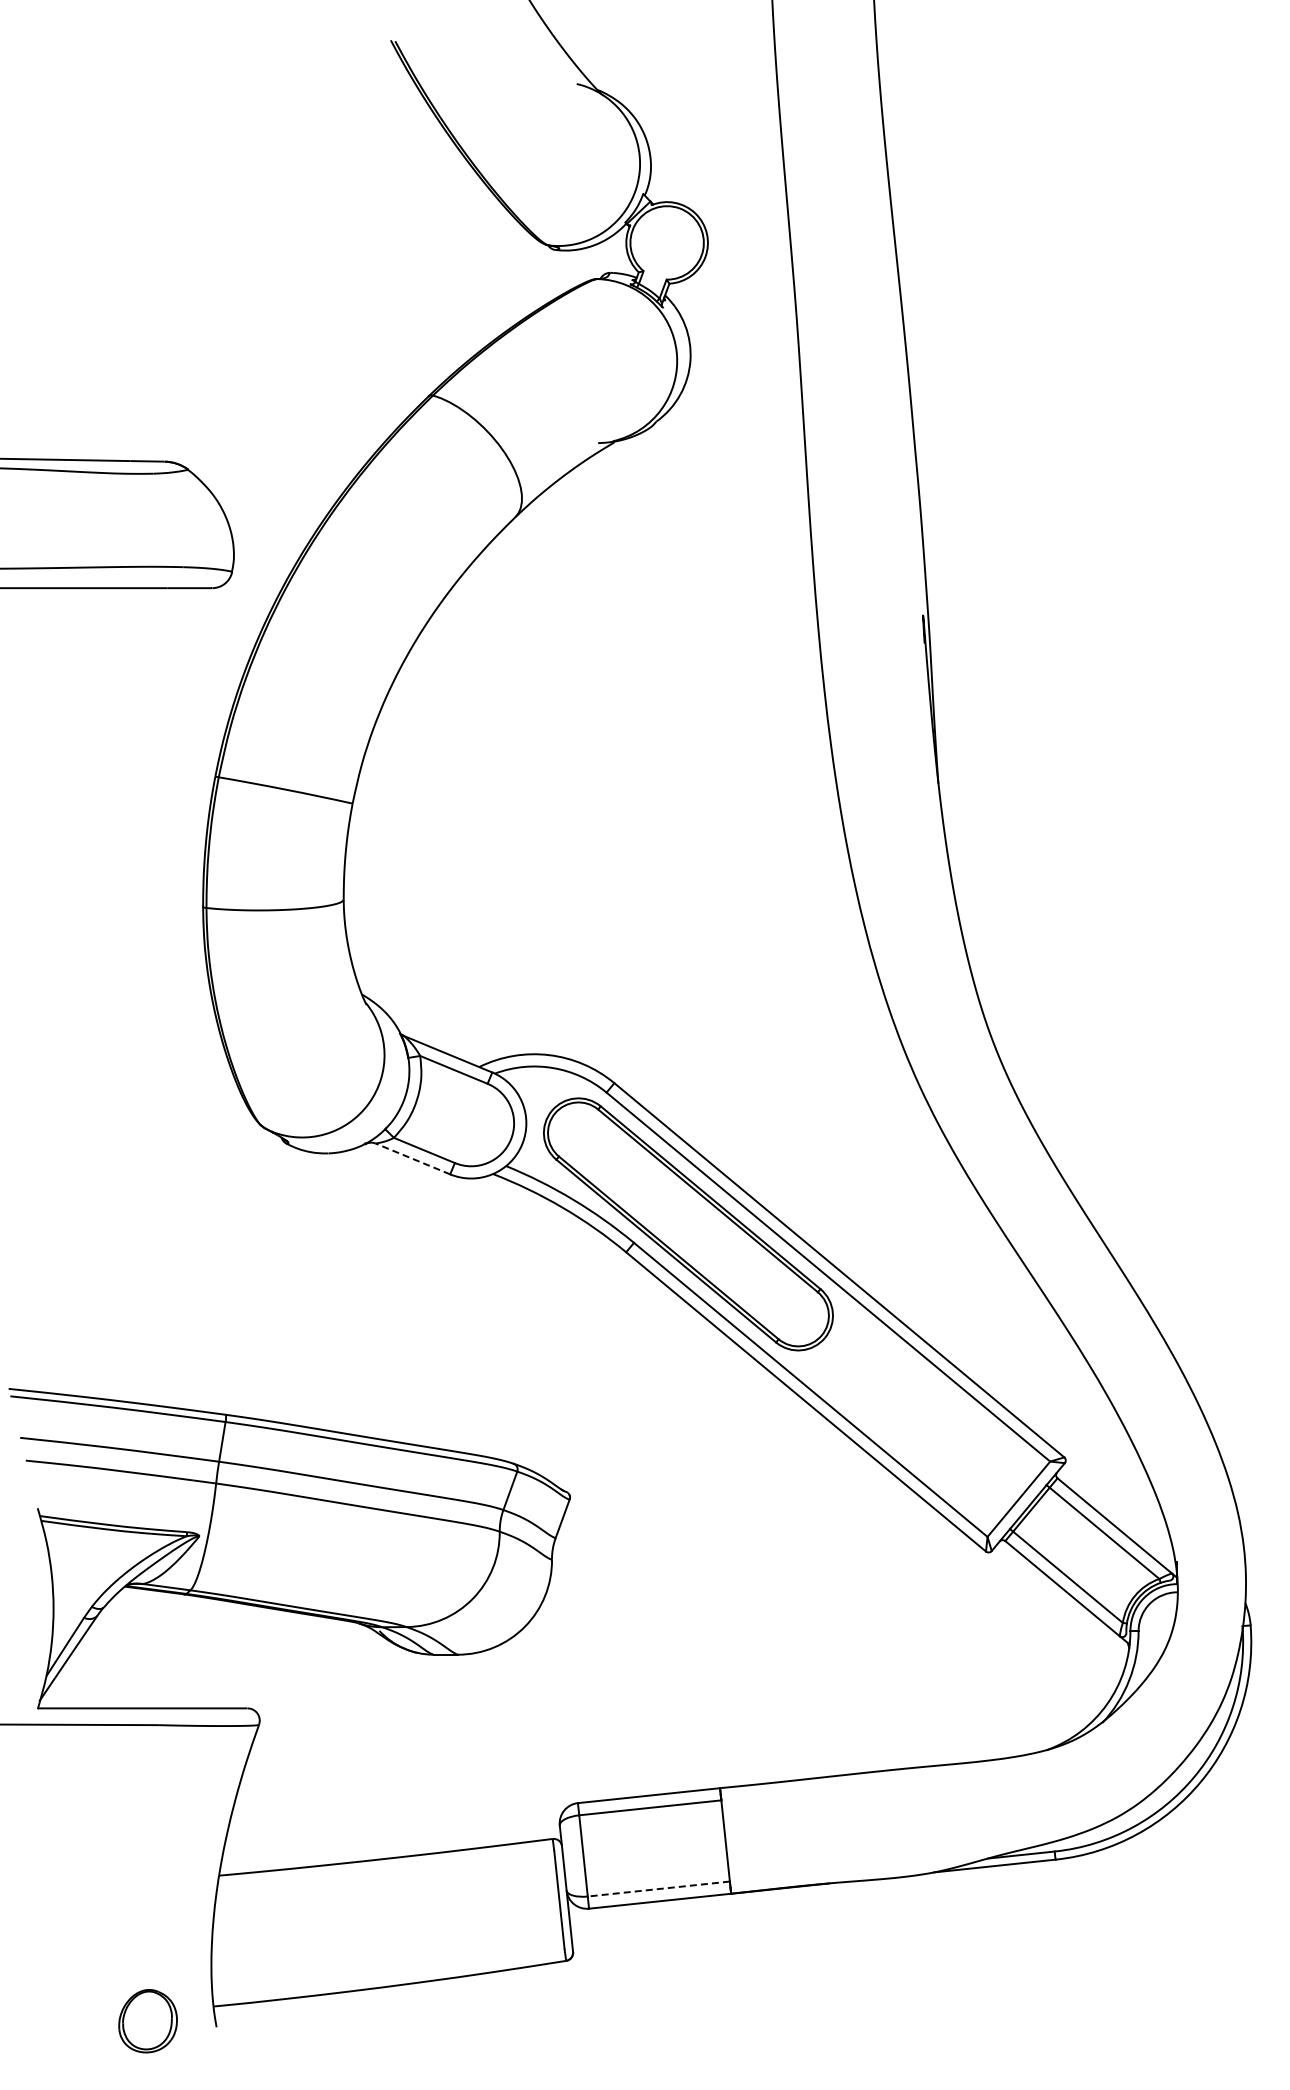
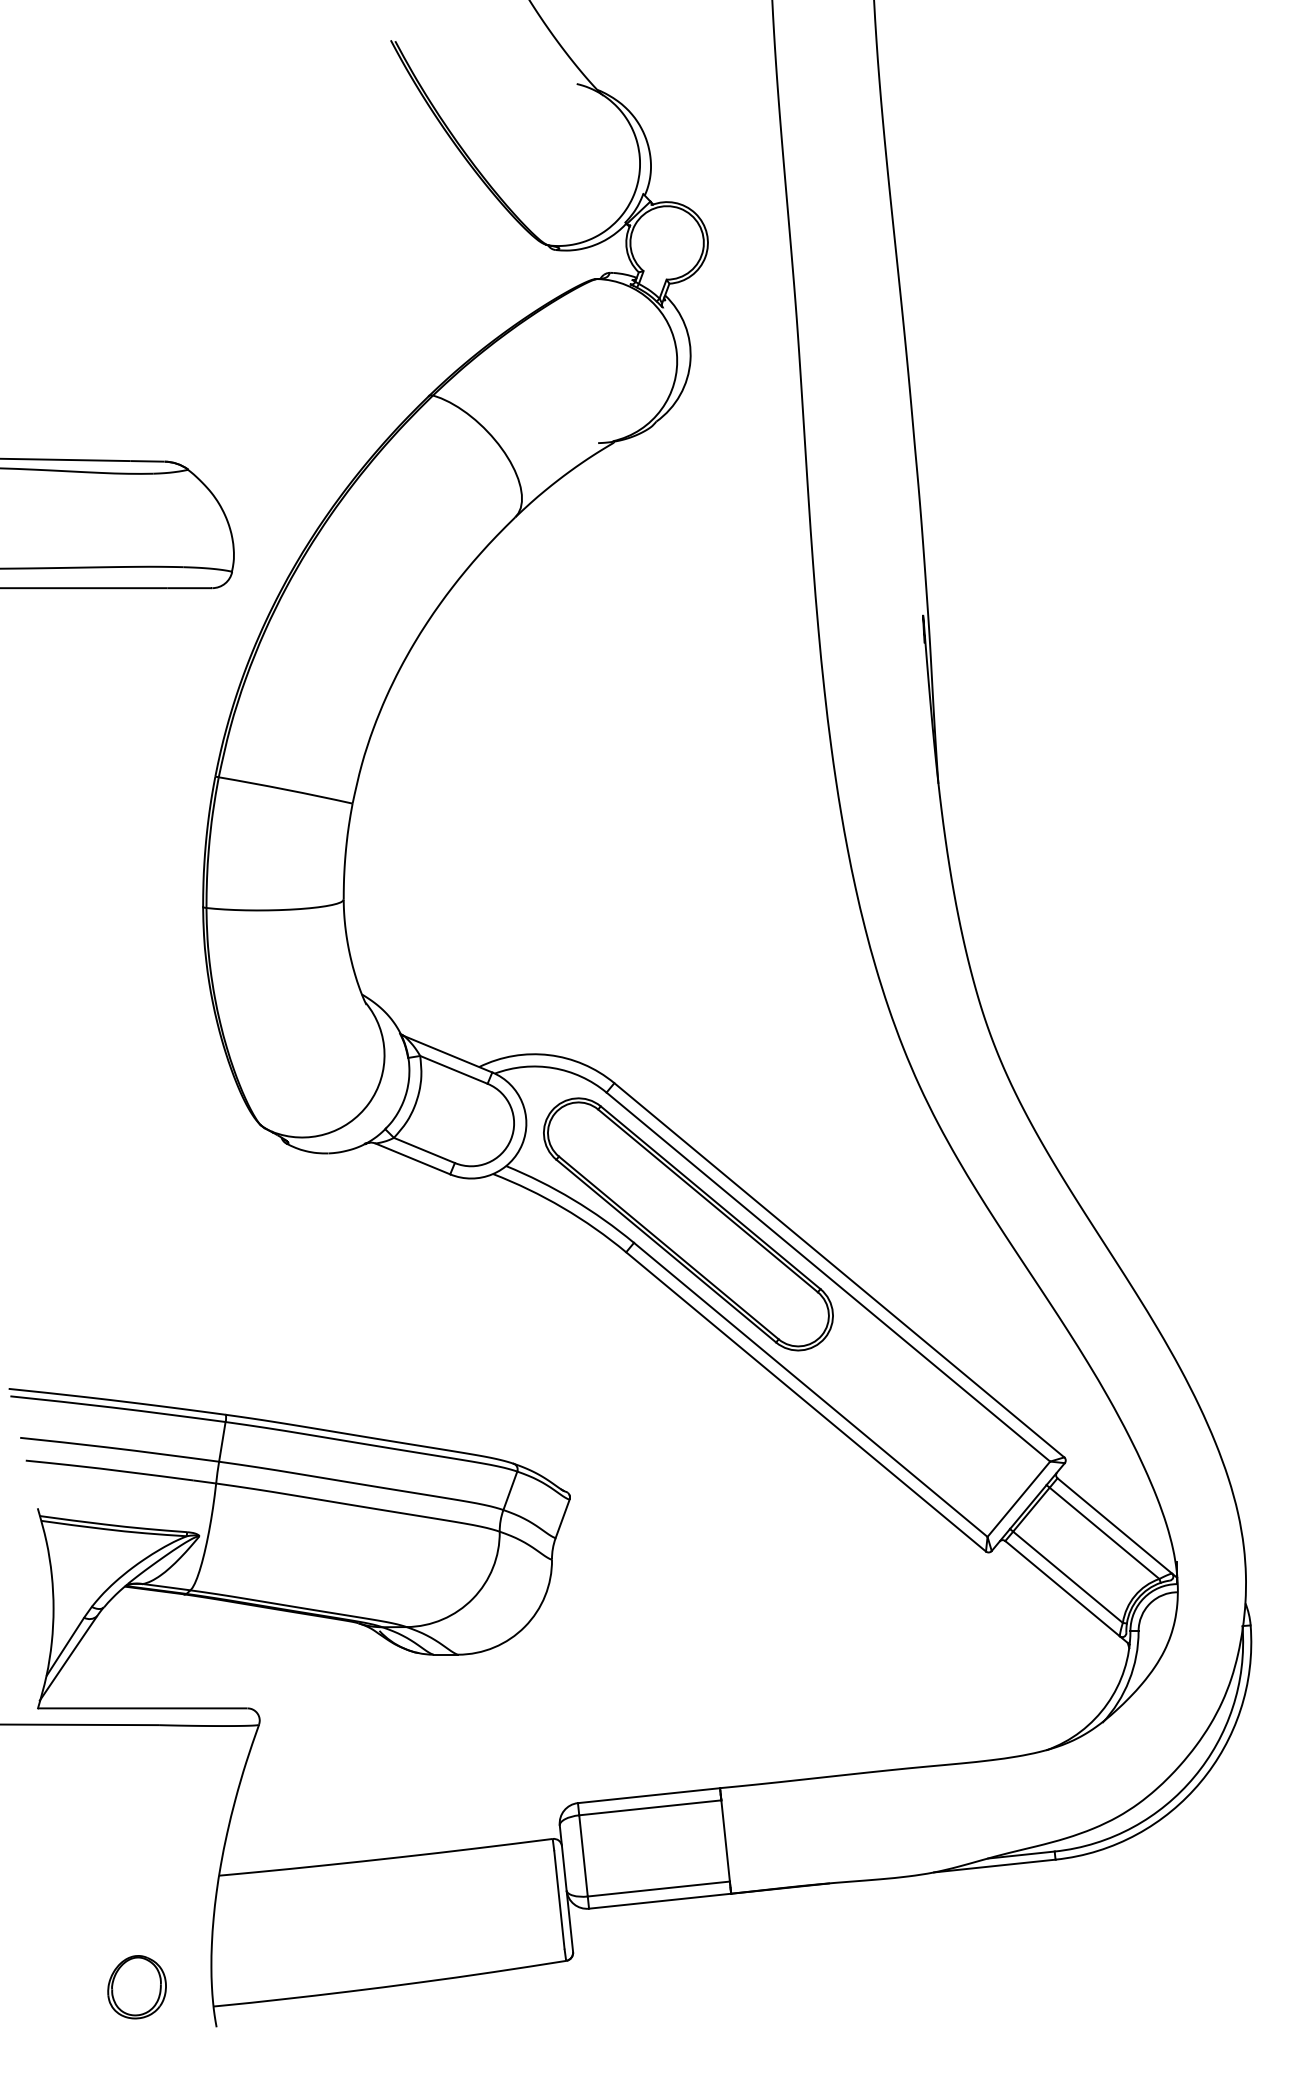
line: dashed -> solid (412, 1158)
line: dashed -> solid (658, 1889)
part position: (147, 2021) -> (136, 1987) (136, 1987)
